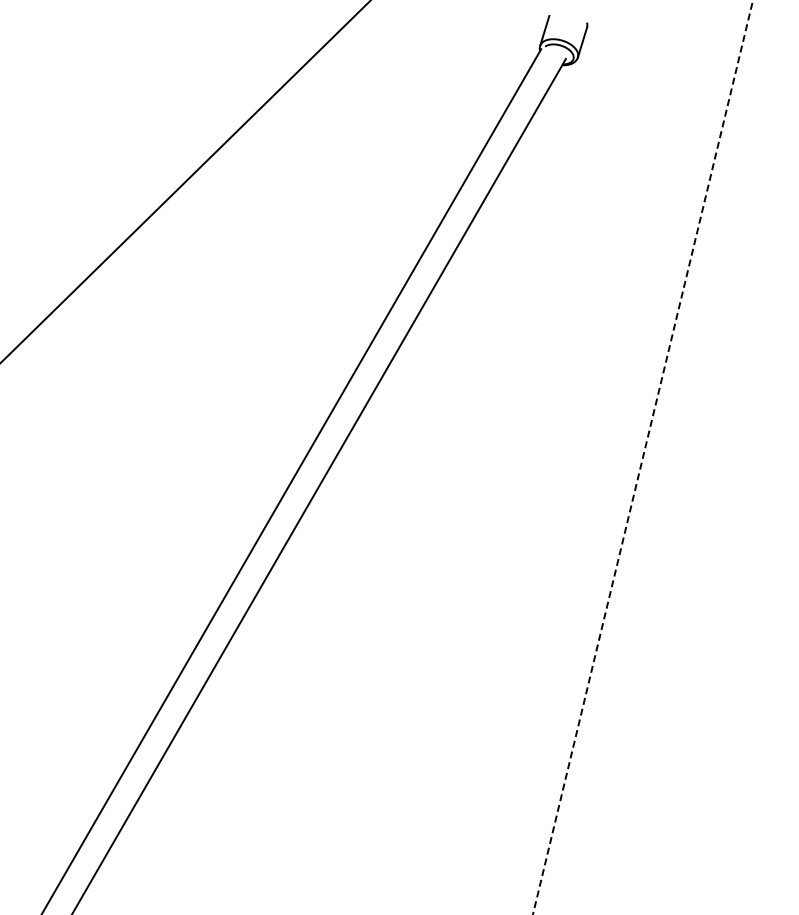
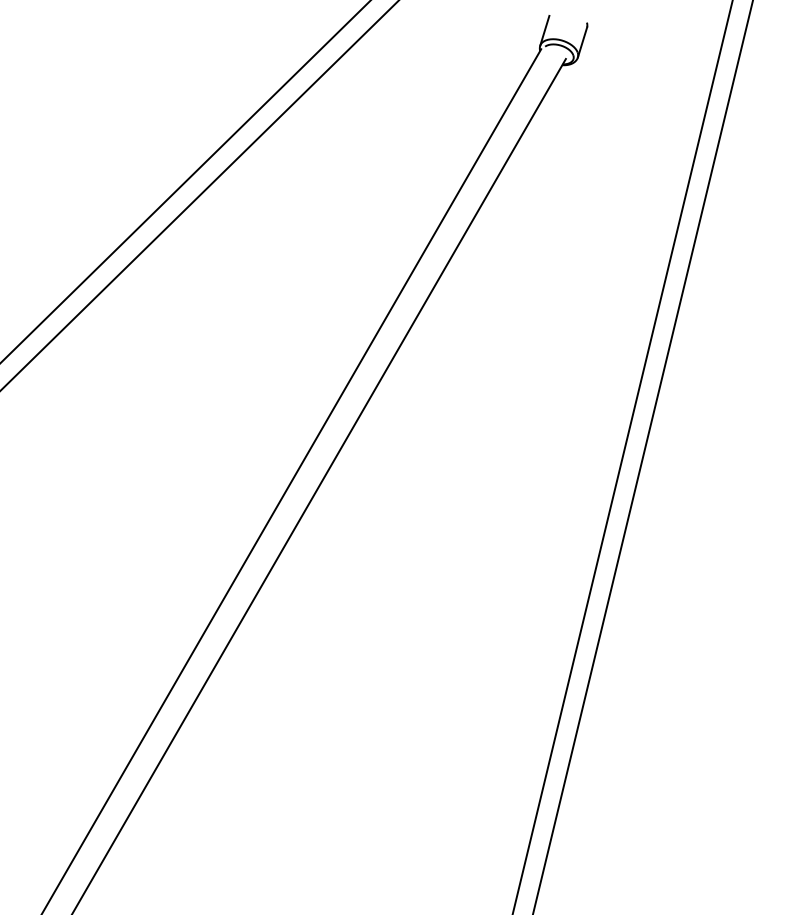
line: none -> present (199, 195)
line: none -> present (622, 456)
line: dashed -> solid (642, 457)
